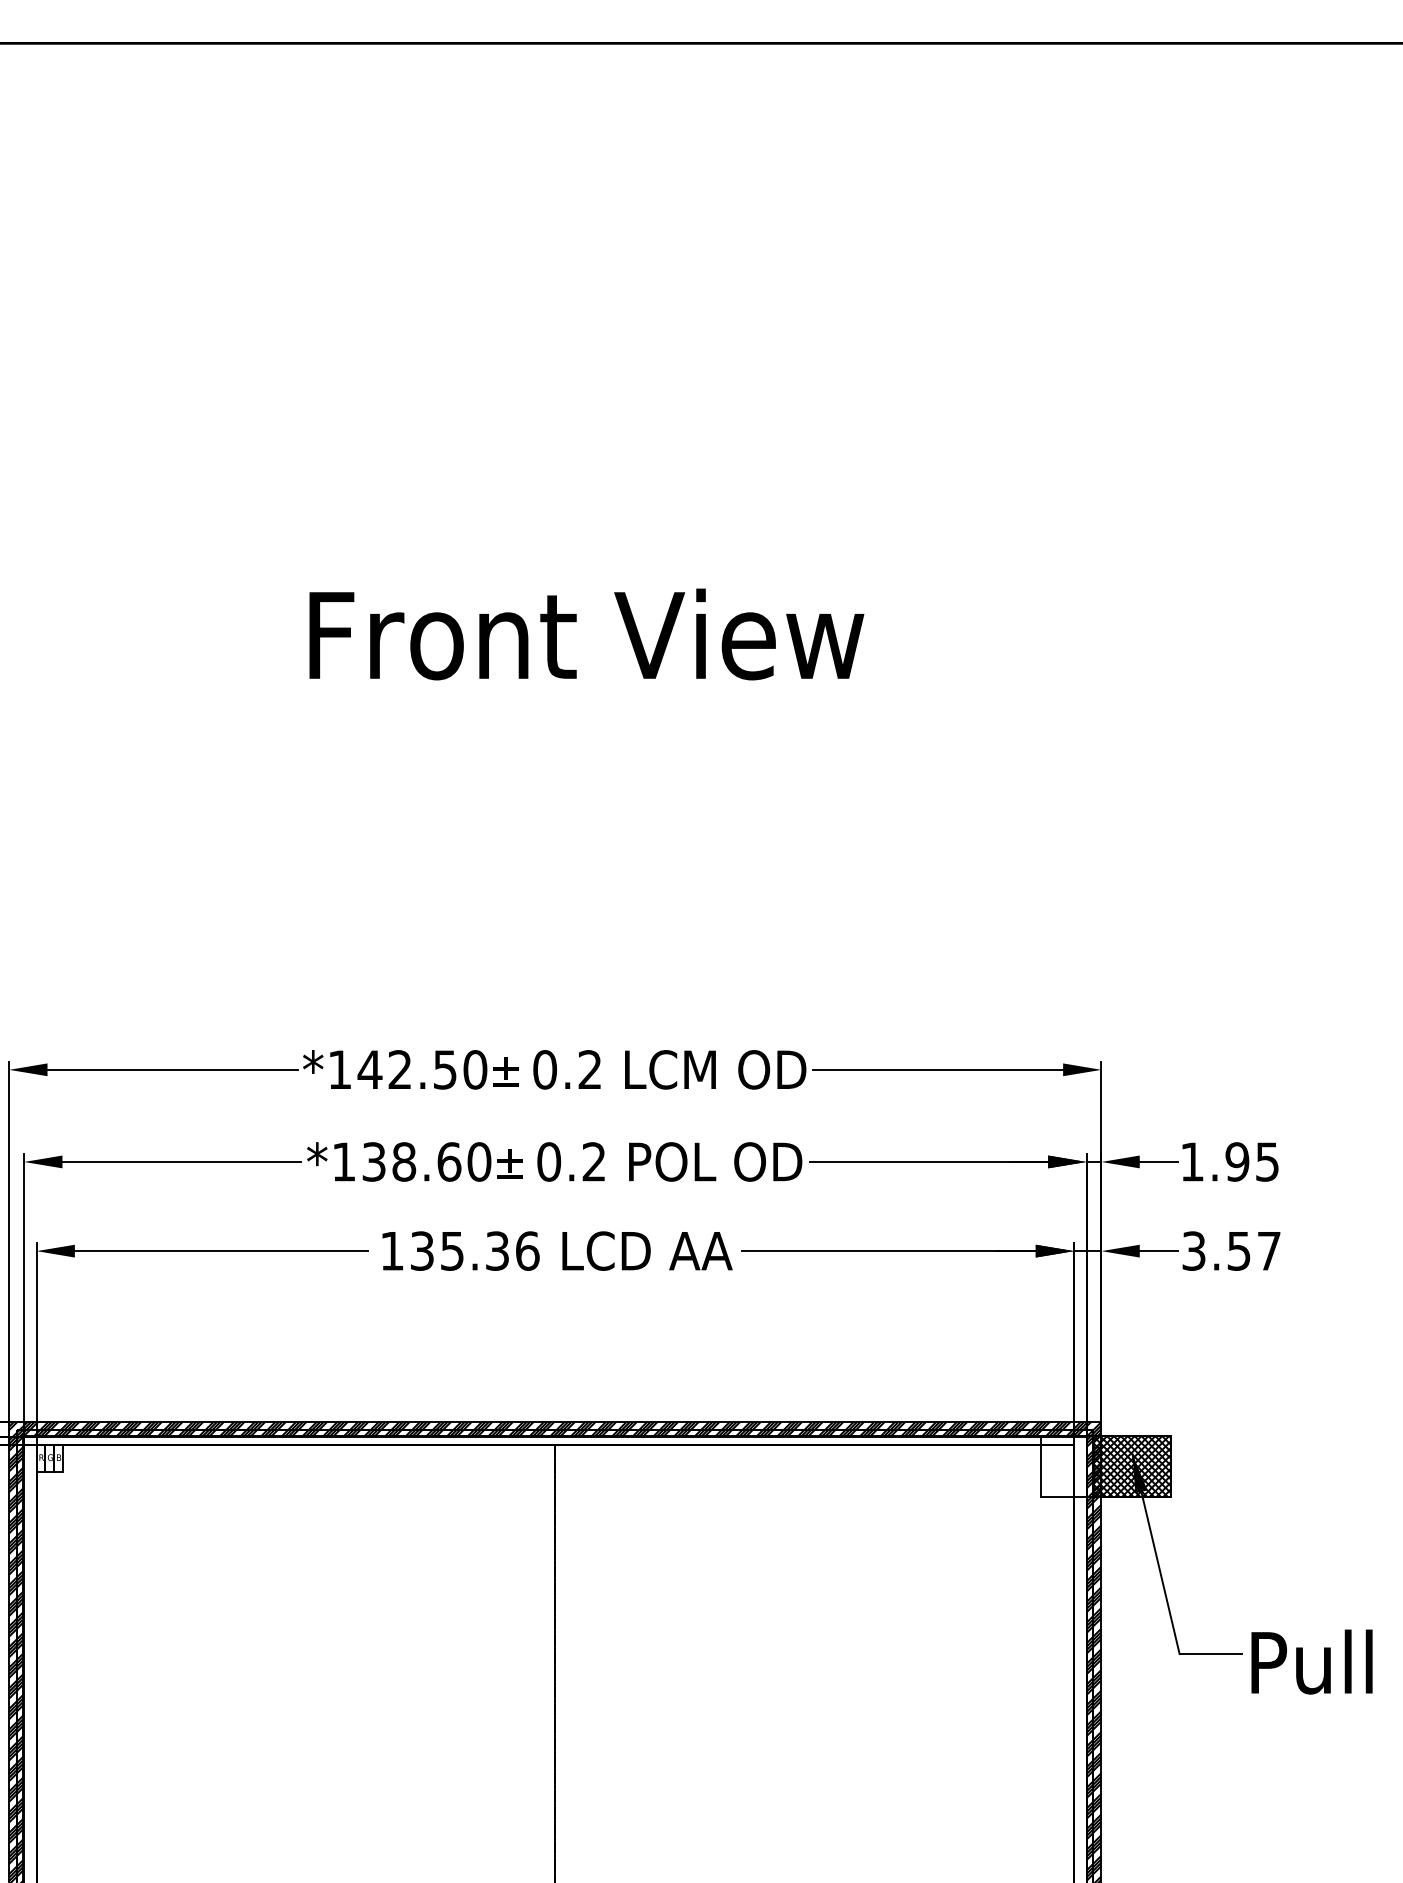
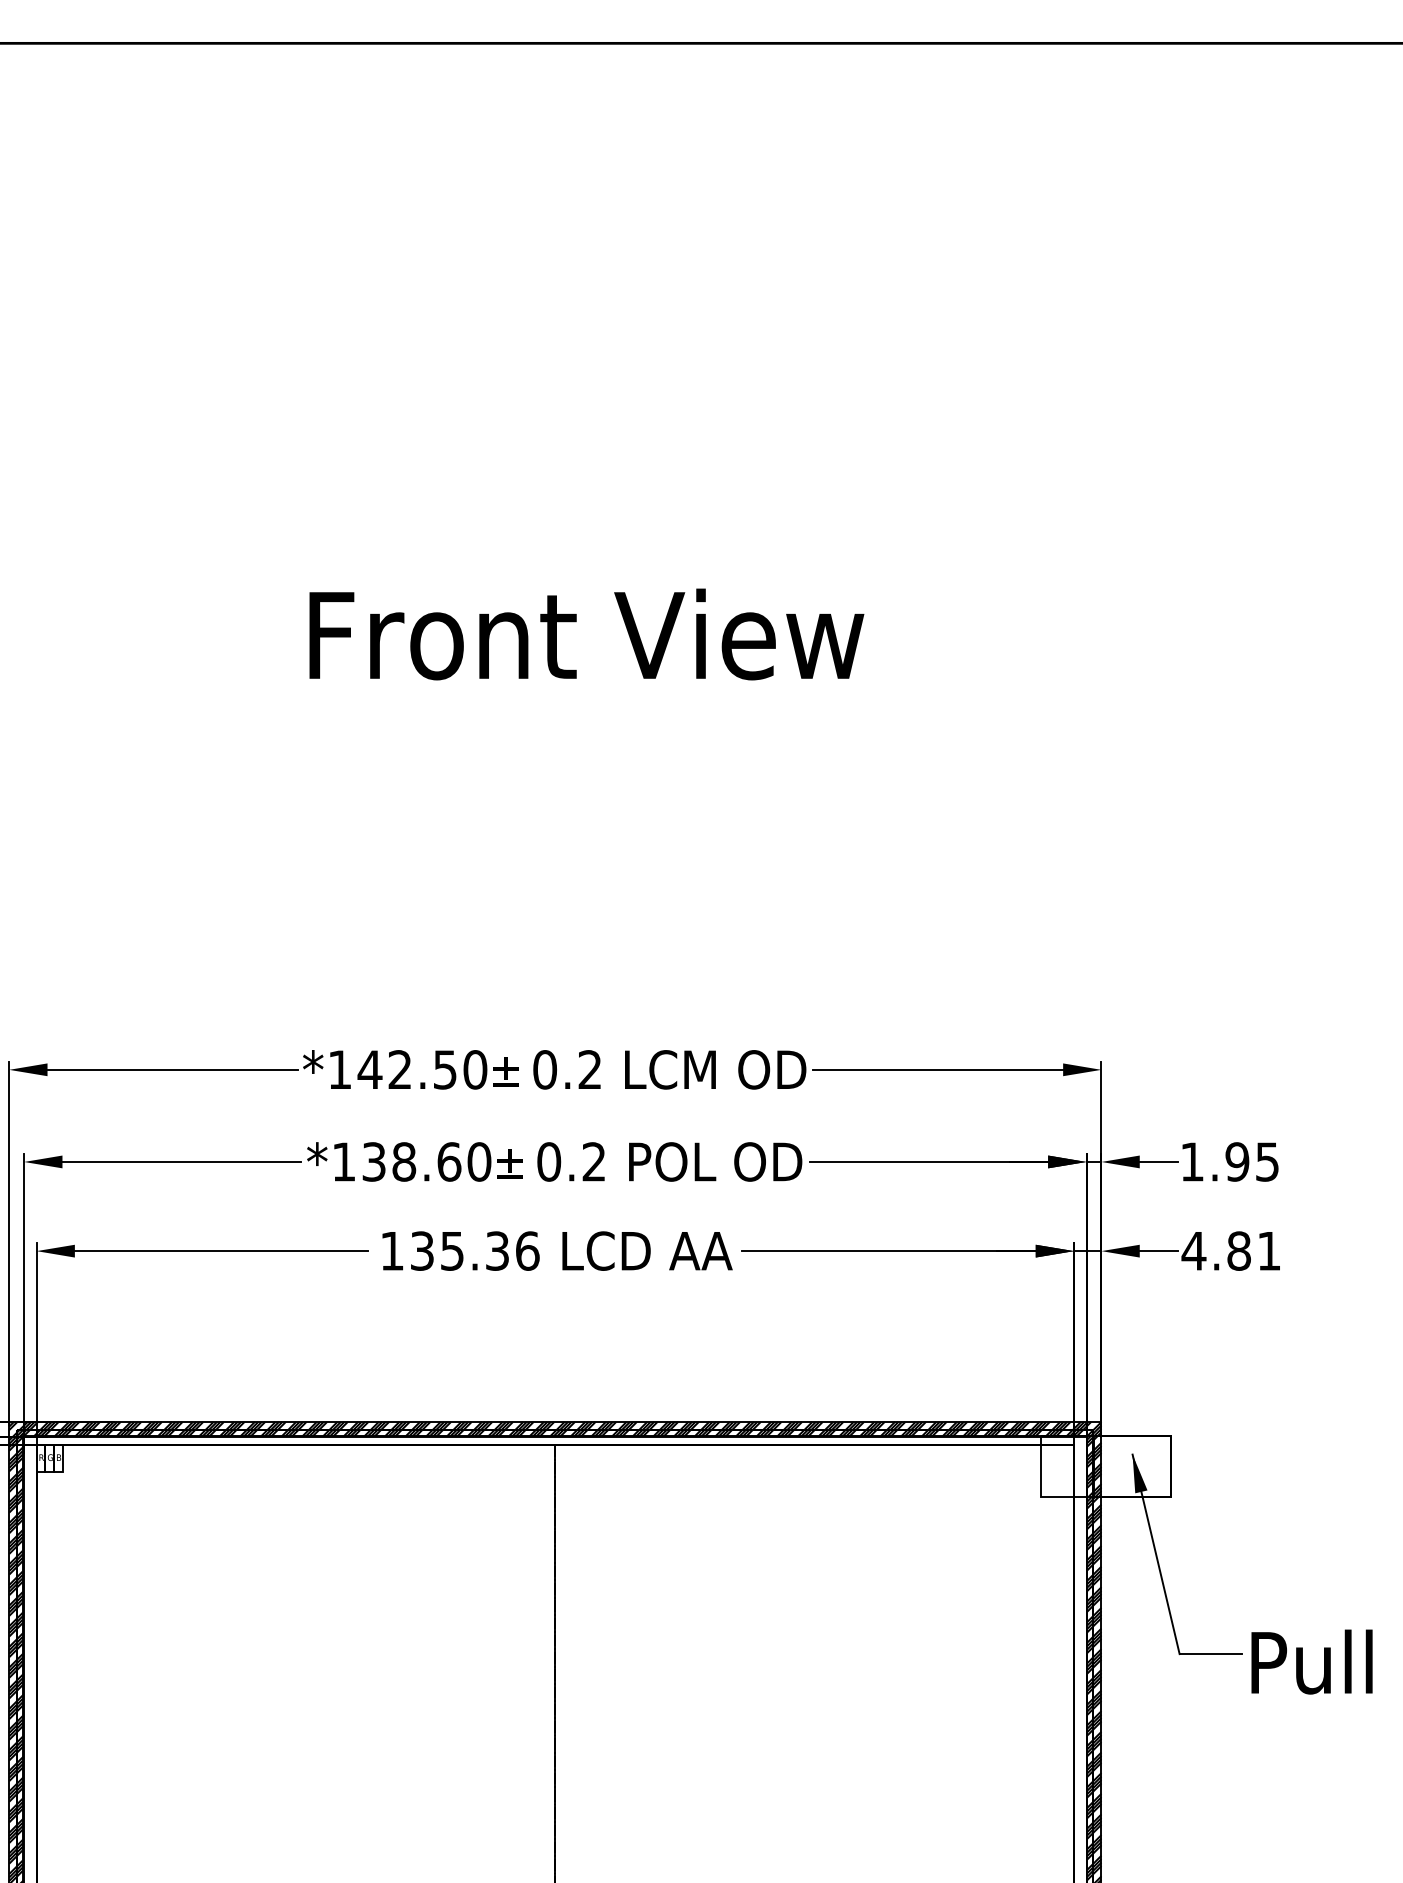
text: 3.57 -> 4.81 (1230, 1250)
hatch: present -> none (1132, 1466)
